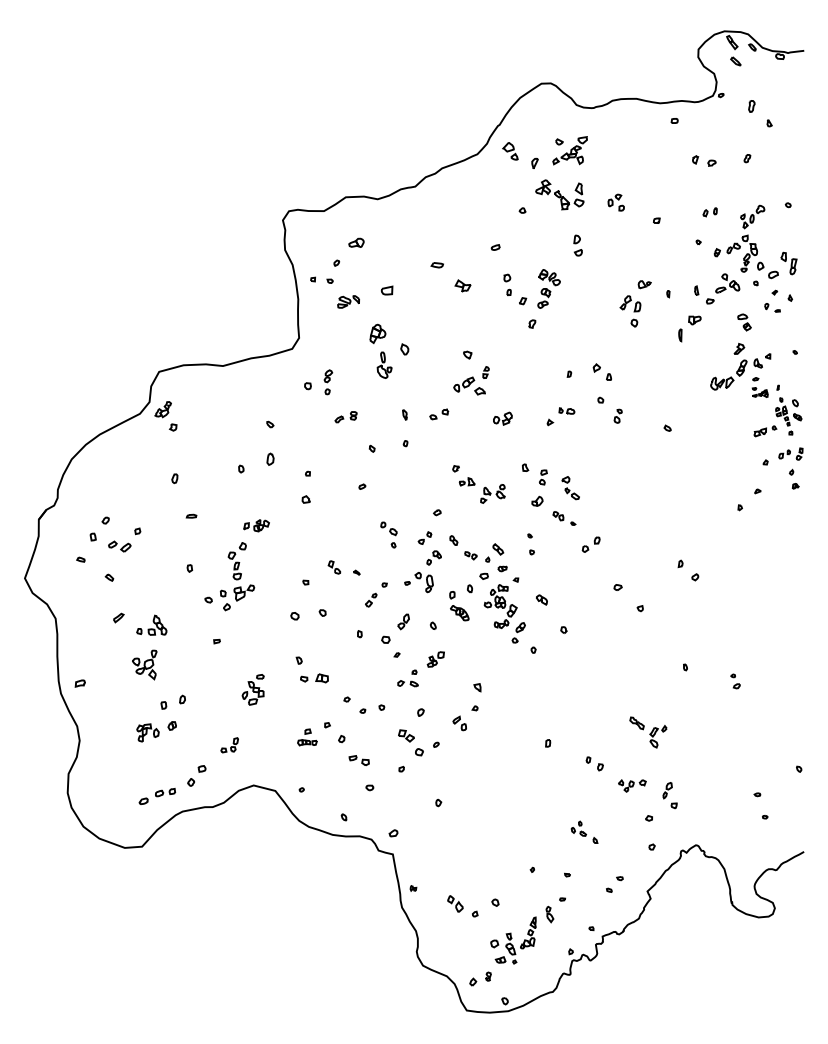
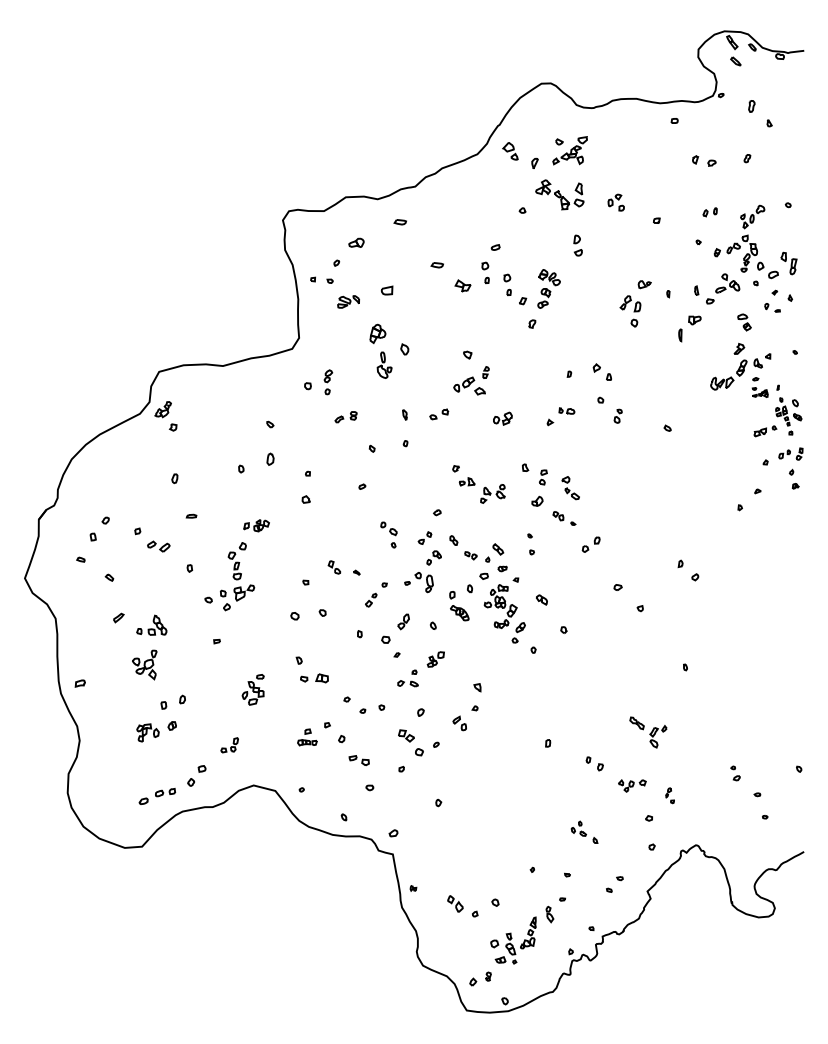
part: none -> present (399, 222)
part: none -> present (485, 272)
part position: (119, 546) -> (158, 546) (158, 546)
part position: (735, 681) -> (735, 773) (735, 773)
part size: 16x28 px -> 10x18 px (669, 795)
